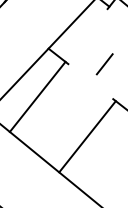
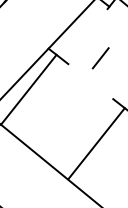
line position: (104, 64) -> (100, 58) (100, 58)
line position: (37, 96) -> (29, 88) (29, 88)
line position: (87, 136) -> (96, 143) (96, 143)
